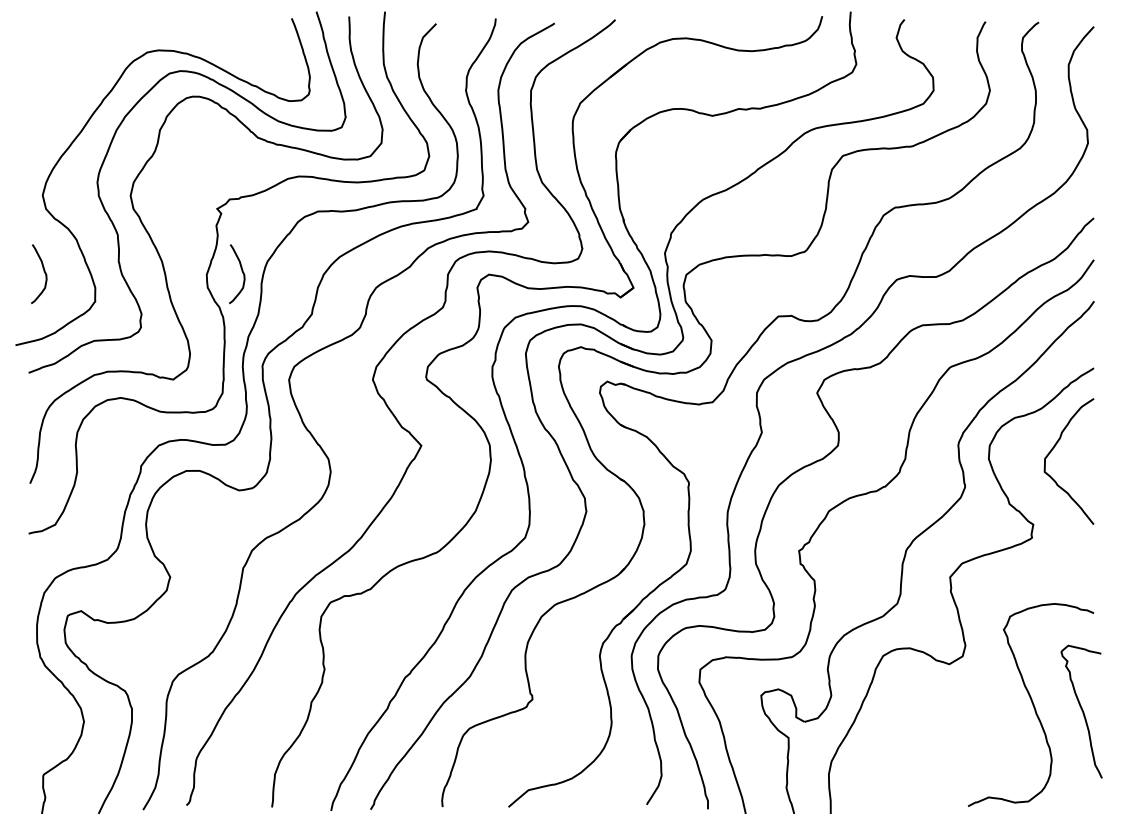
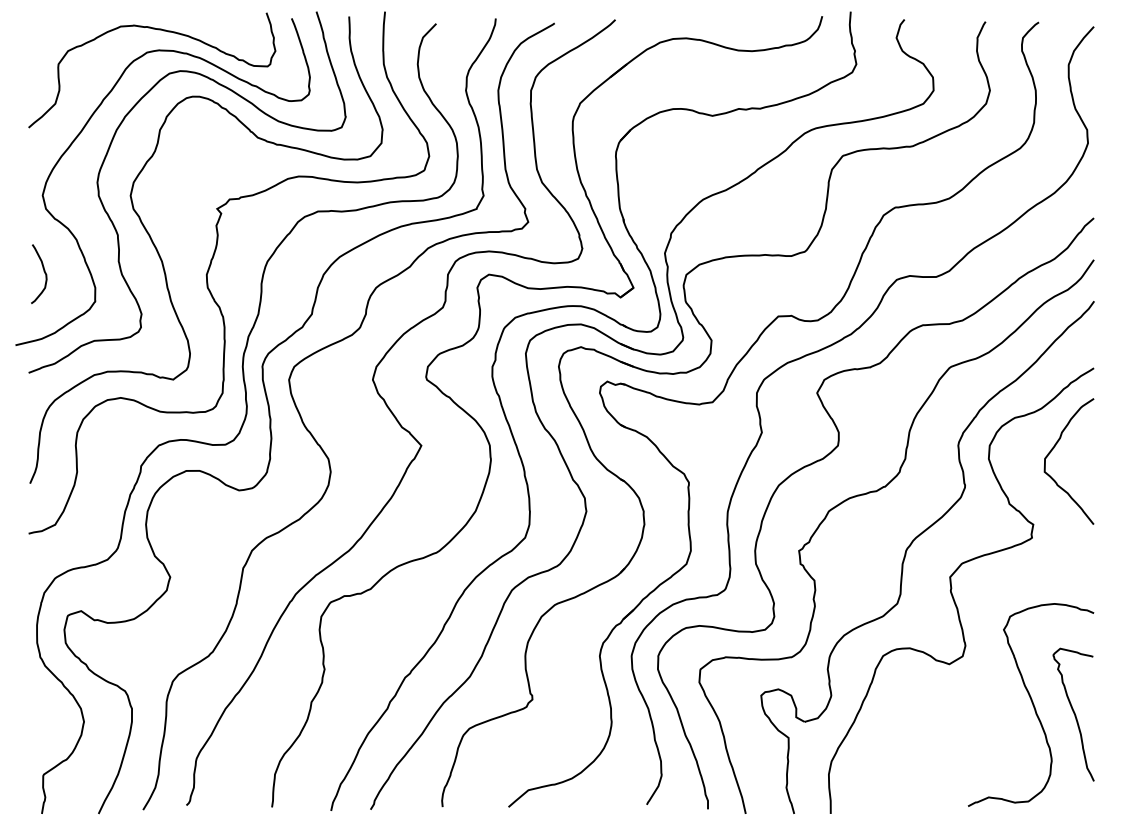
curve: none -> present (158, 30)
curve: present -> none (241, 271)
curve position: (1081, 710) -> (1073, 713) (1073, 713)
